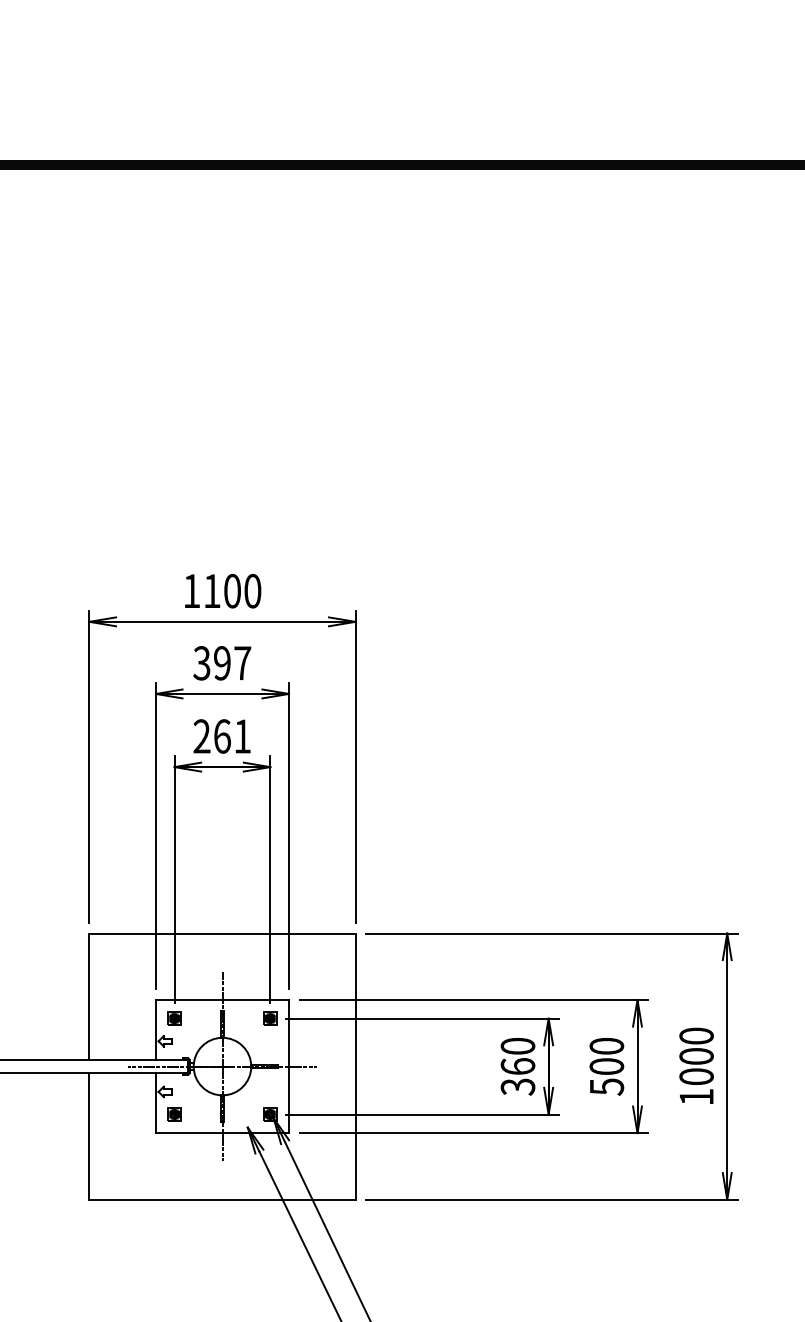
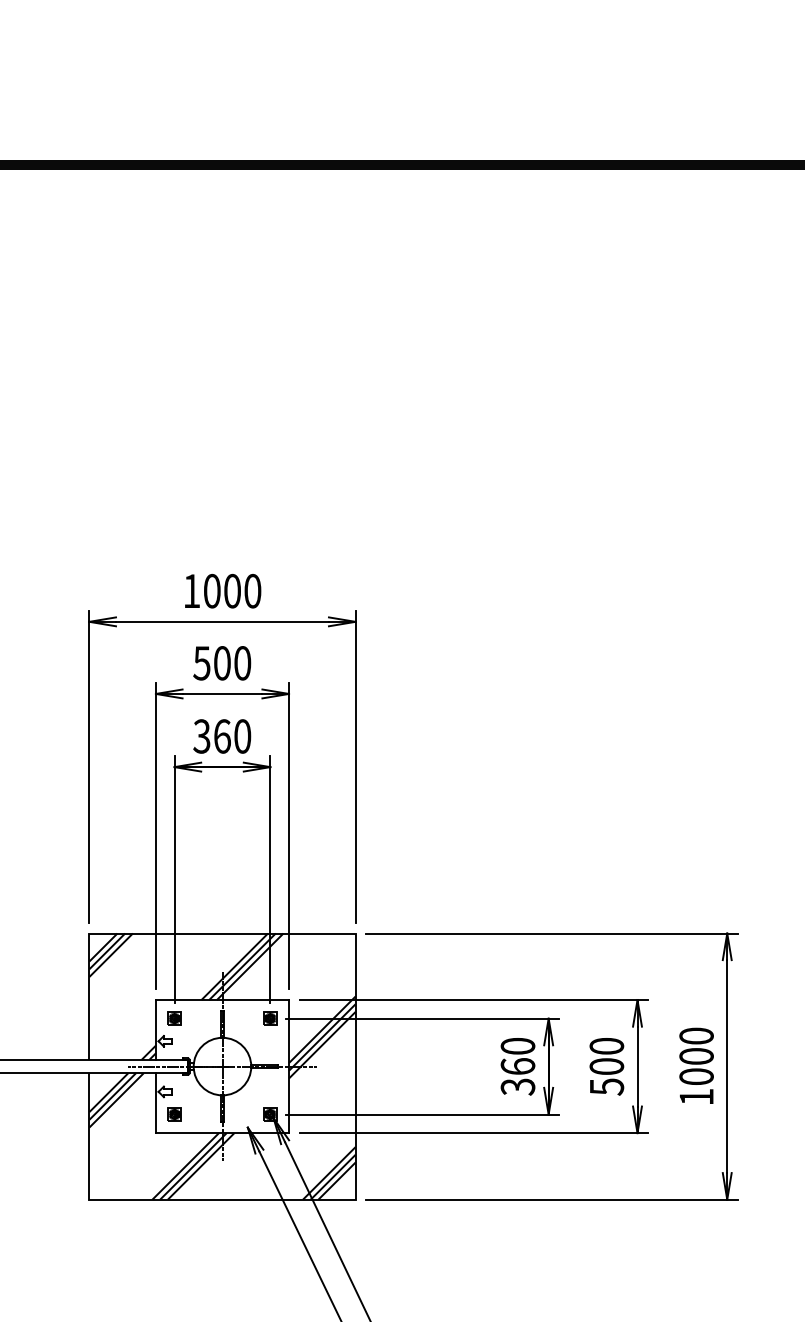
text: 1100 -> 1000 (212, 590)
text: 397 -> 500 (222, 663)
text: 261 -> 360 (222, 736)
hatch: none -> present (222, 1066)
